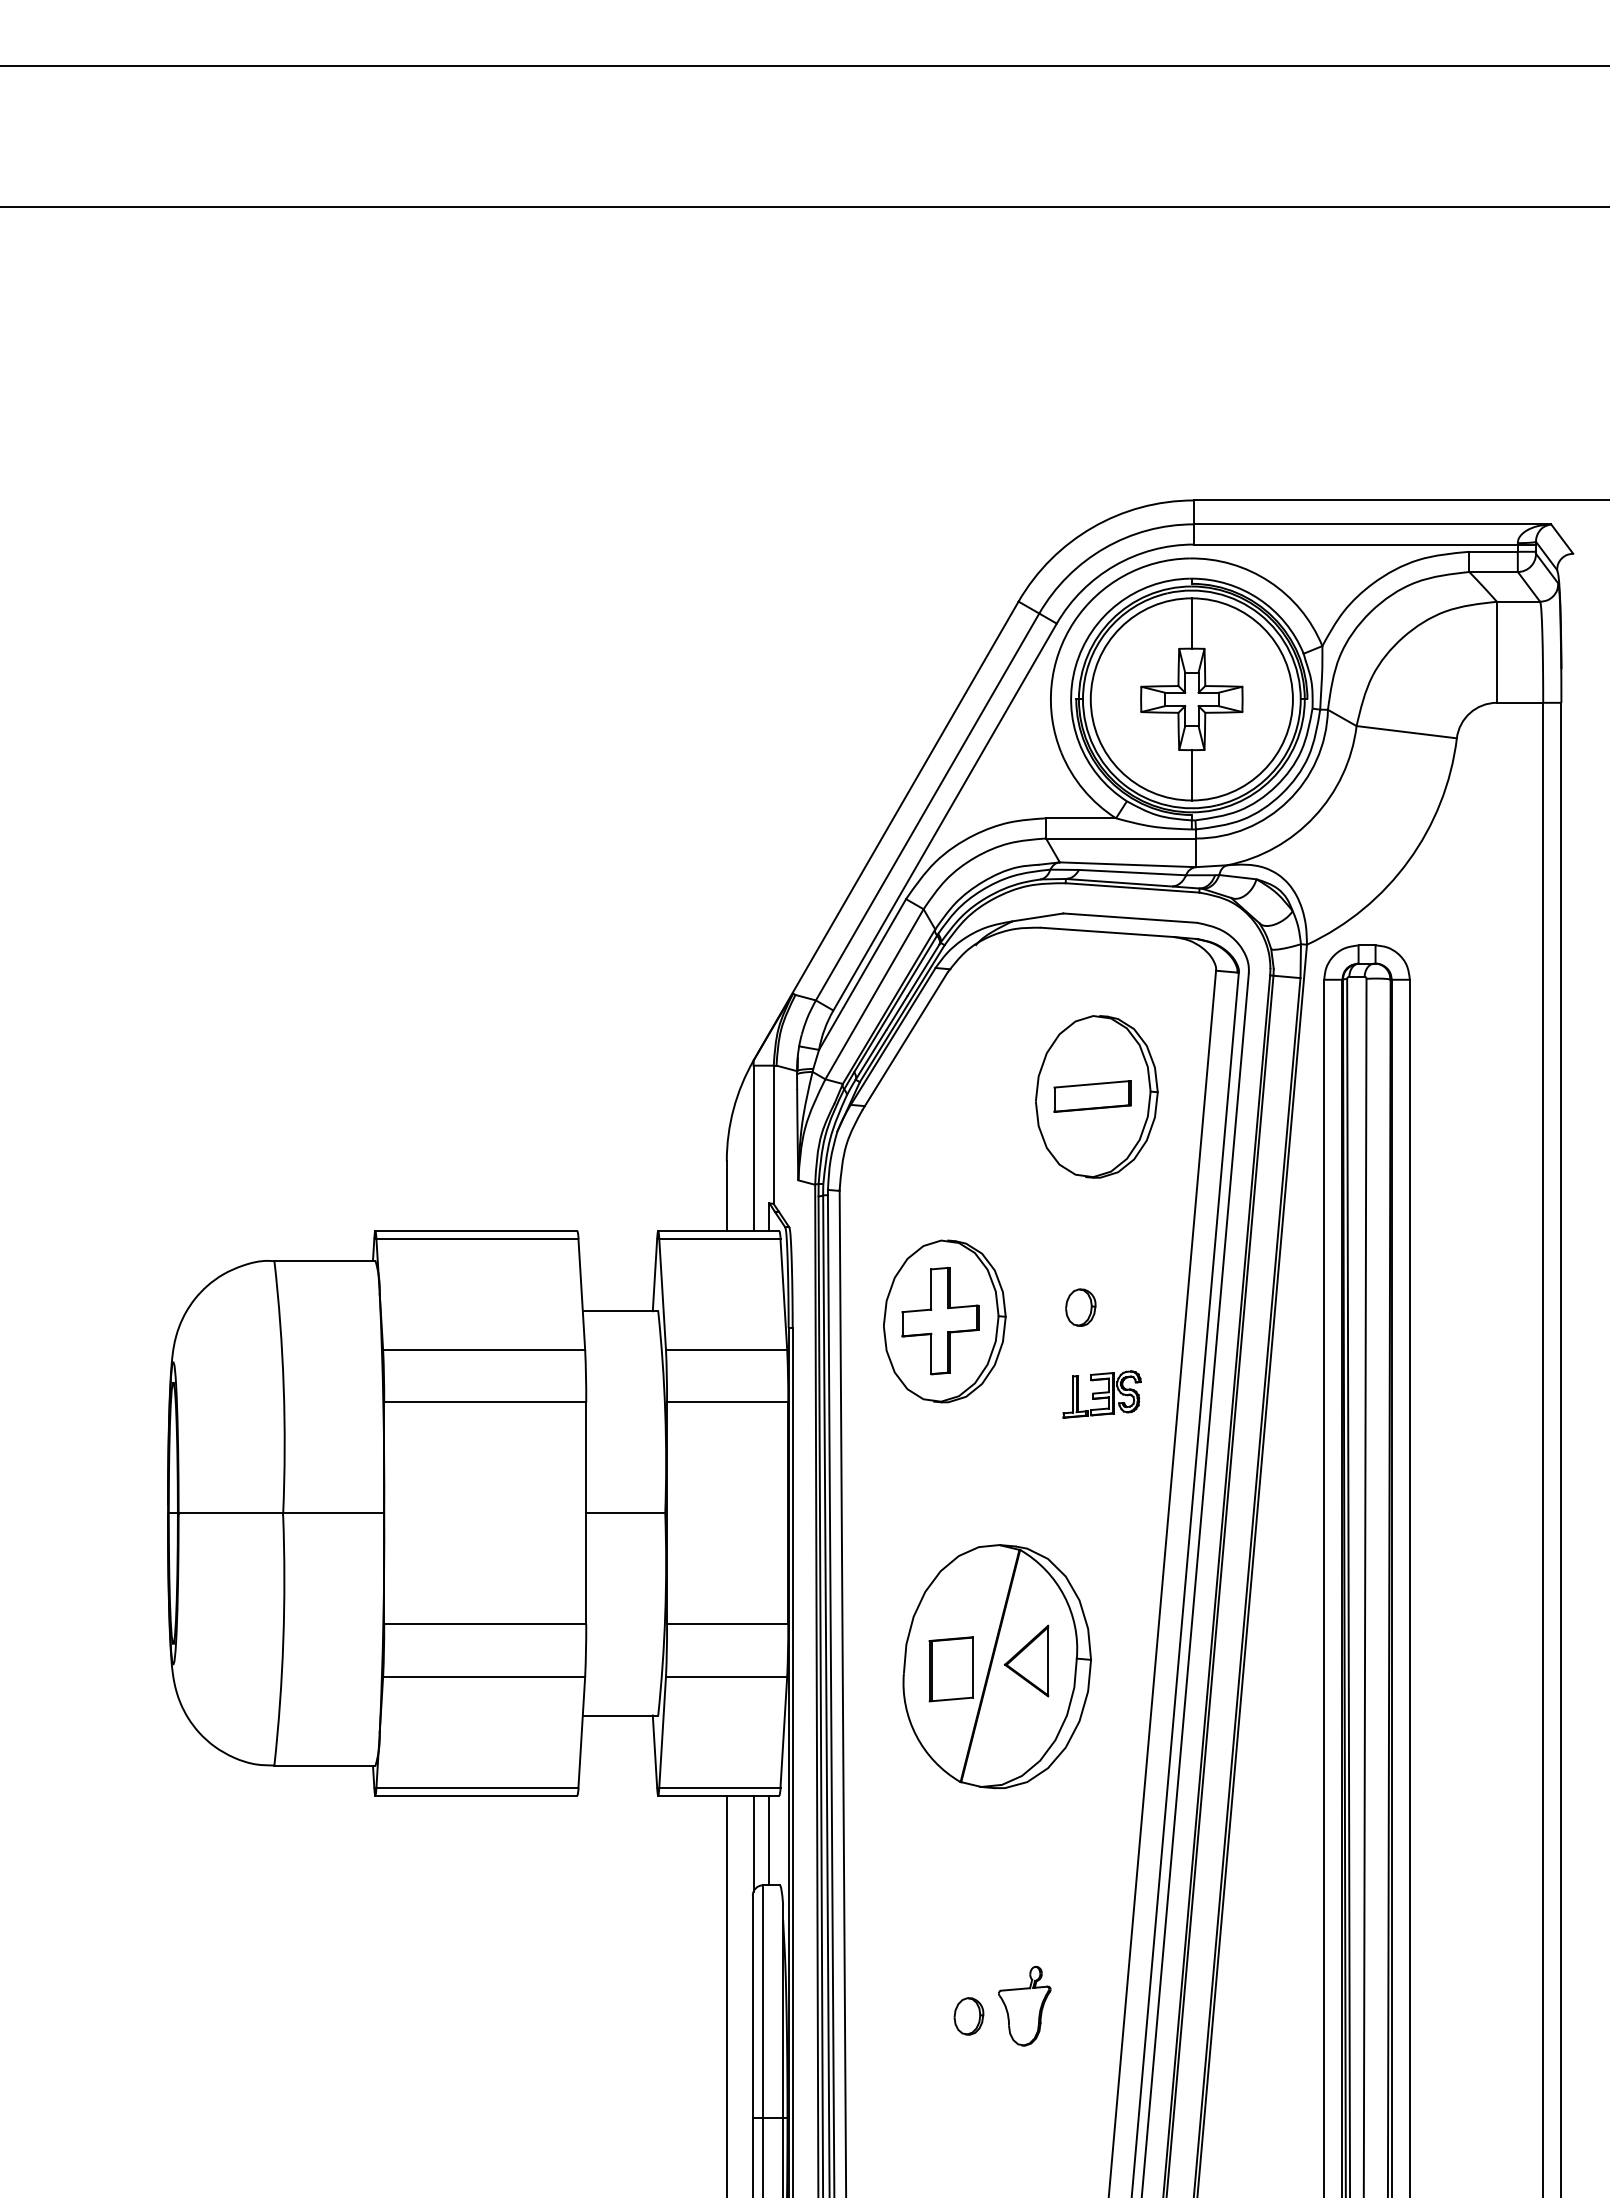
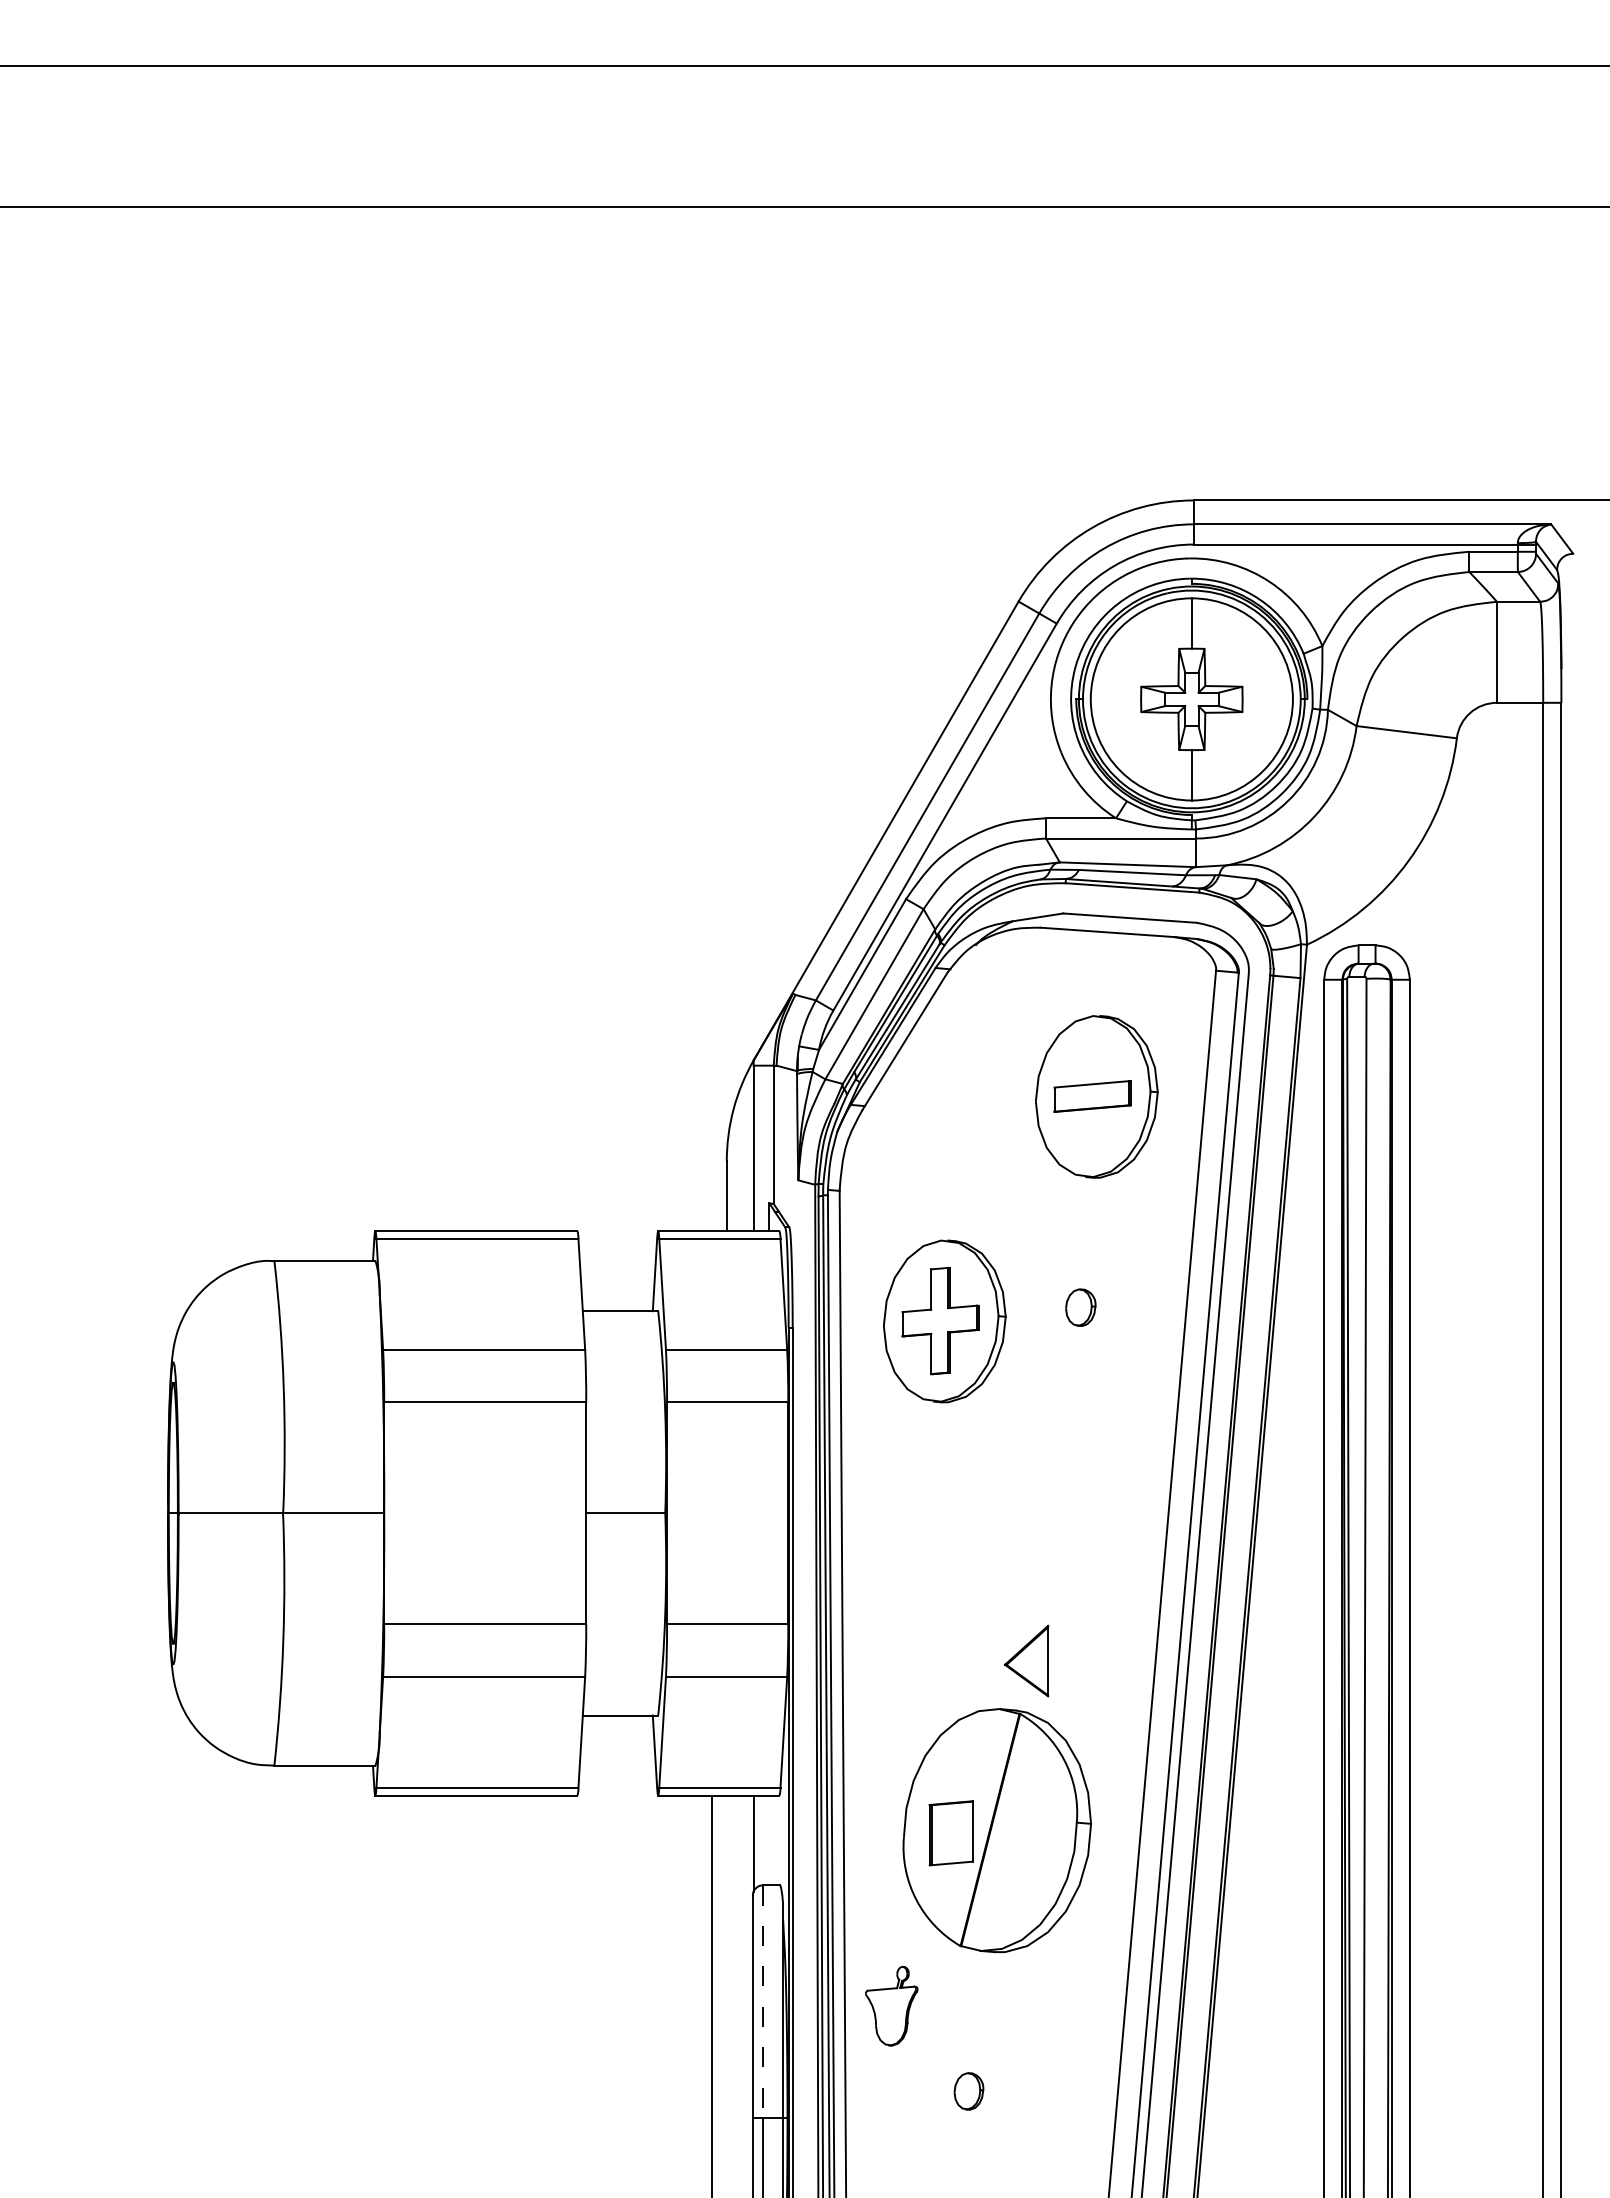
part: present -> none (1101, 1394)
part position: (996, 1666) -> (996, 1830) (996, 1830)
line: present -> none (769, 1840)
line position: (726, 1994) -> (711, 1994) (711, 1994)
line: solid -> dashed (762, 2002)
part position: (1024, 2005) -> (891, 2005) (891, 2005)
part position: (968, 2016) -> (968, 2091) (968, 2091)
